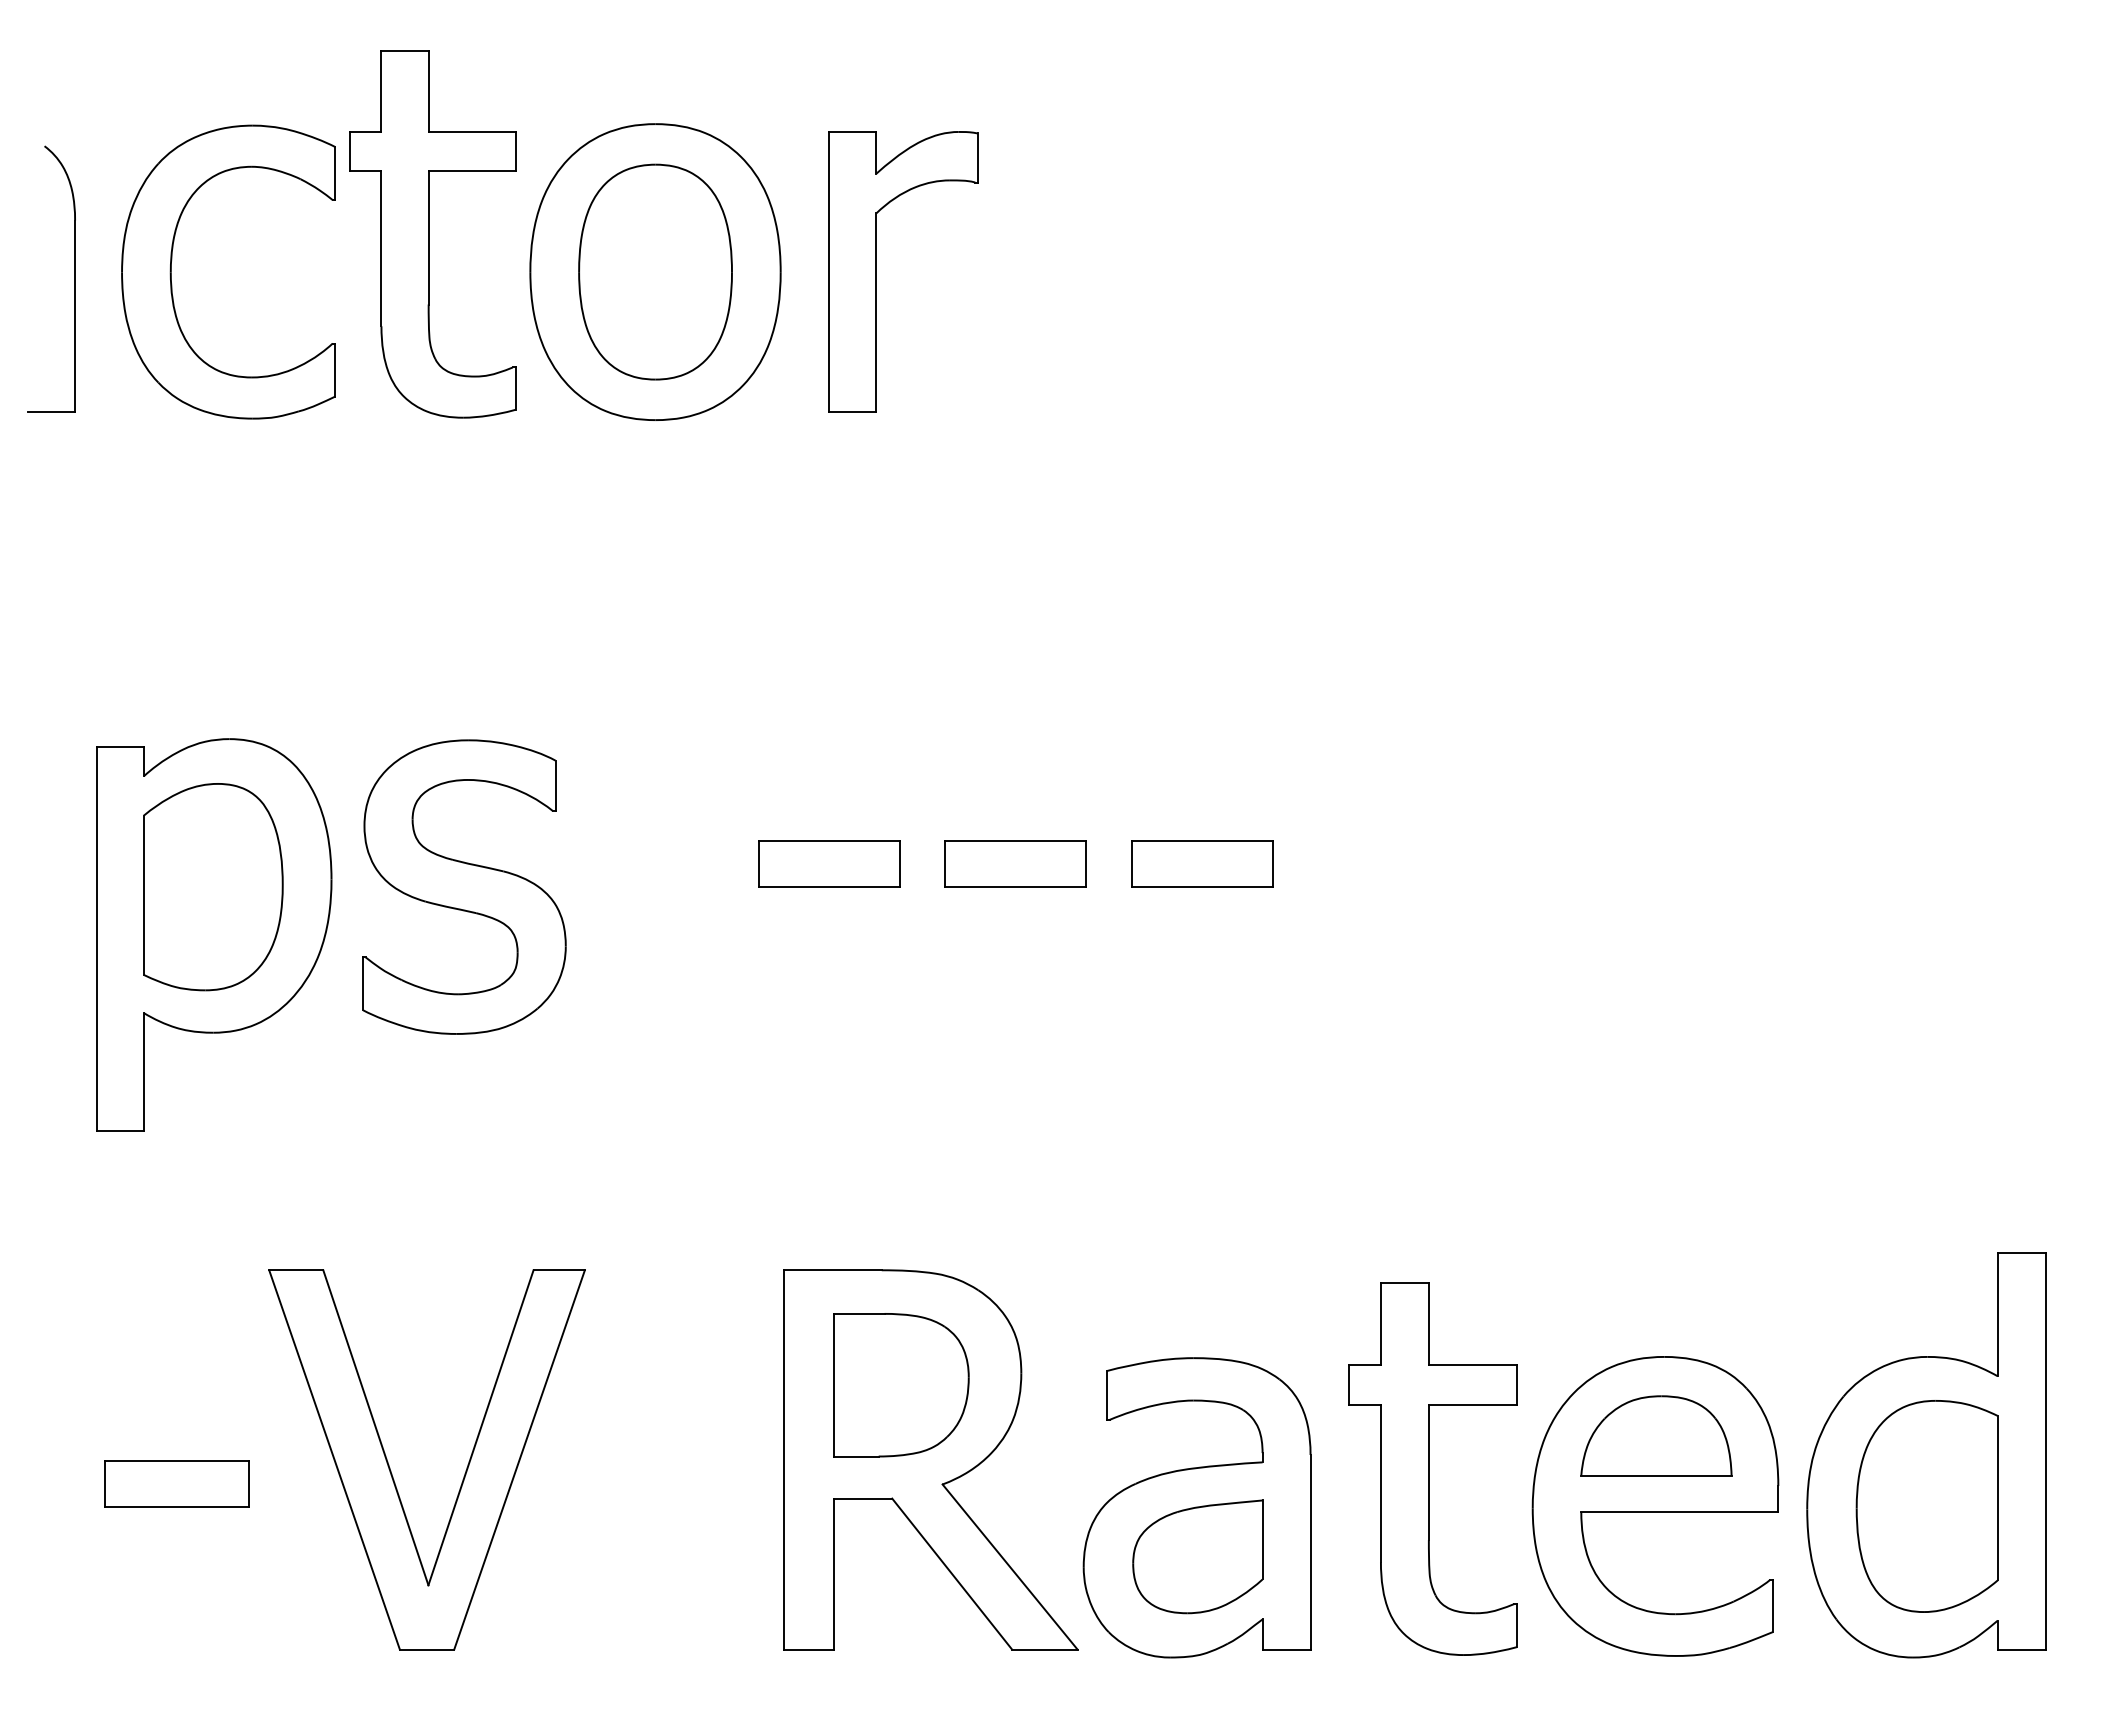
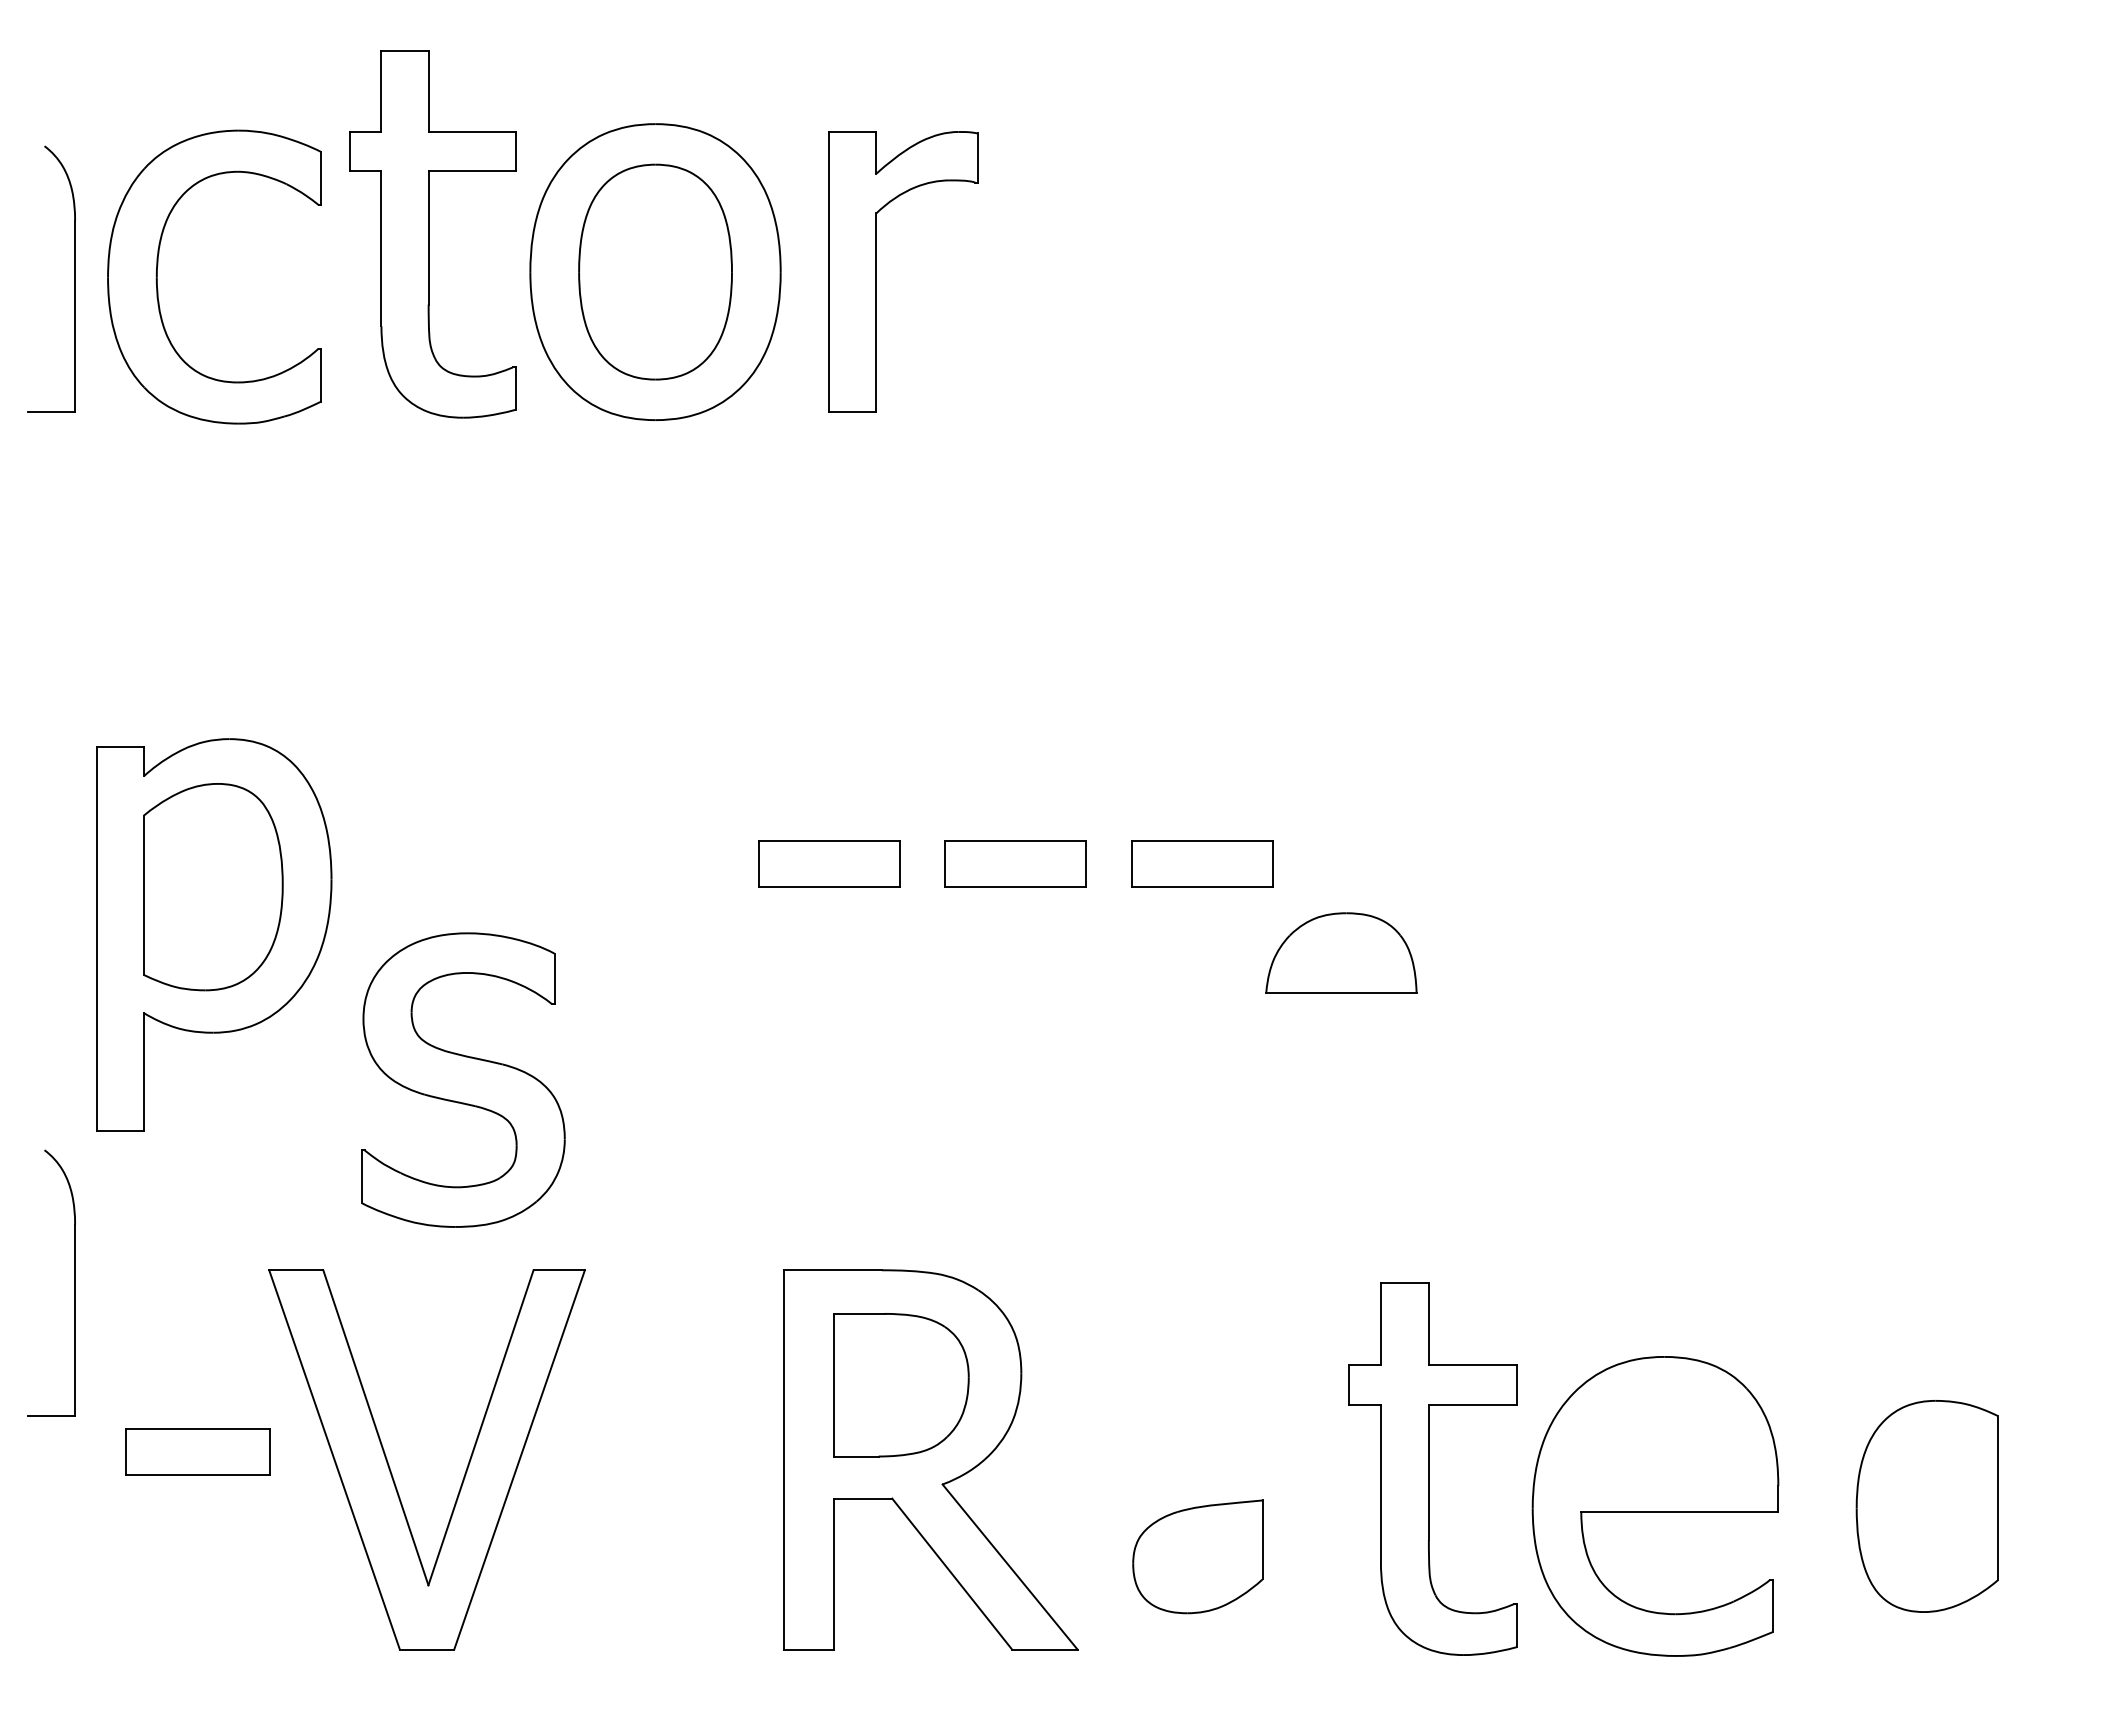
part position: (171, 271) -> (157, 276) (157, 276)
part position: (464, 886) -> (463, 1079) (463, 1079)
part: none -> present (74, 1282)
part position: (1656, 1435) -> (1341, 952) (1341, 952)
part: present -> none (1926, 1455)
part position: (176, 1483) -> (197, 1451) (197, 1451)
part: present -> none (1196, 1507)
